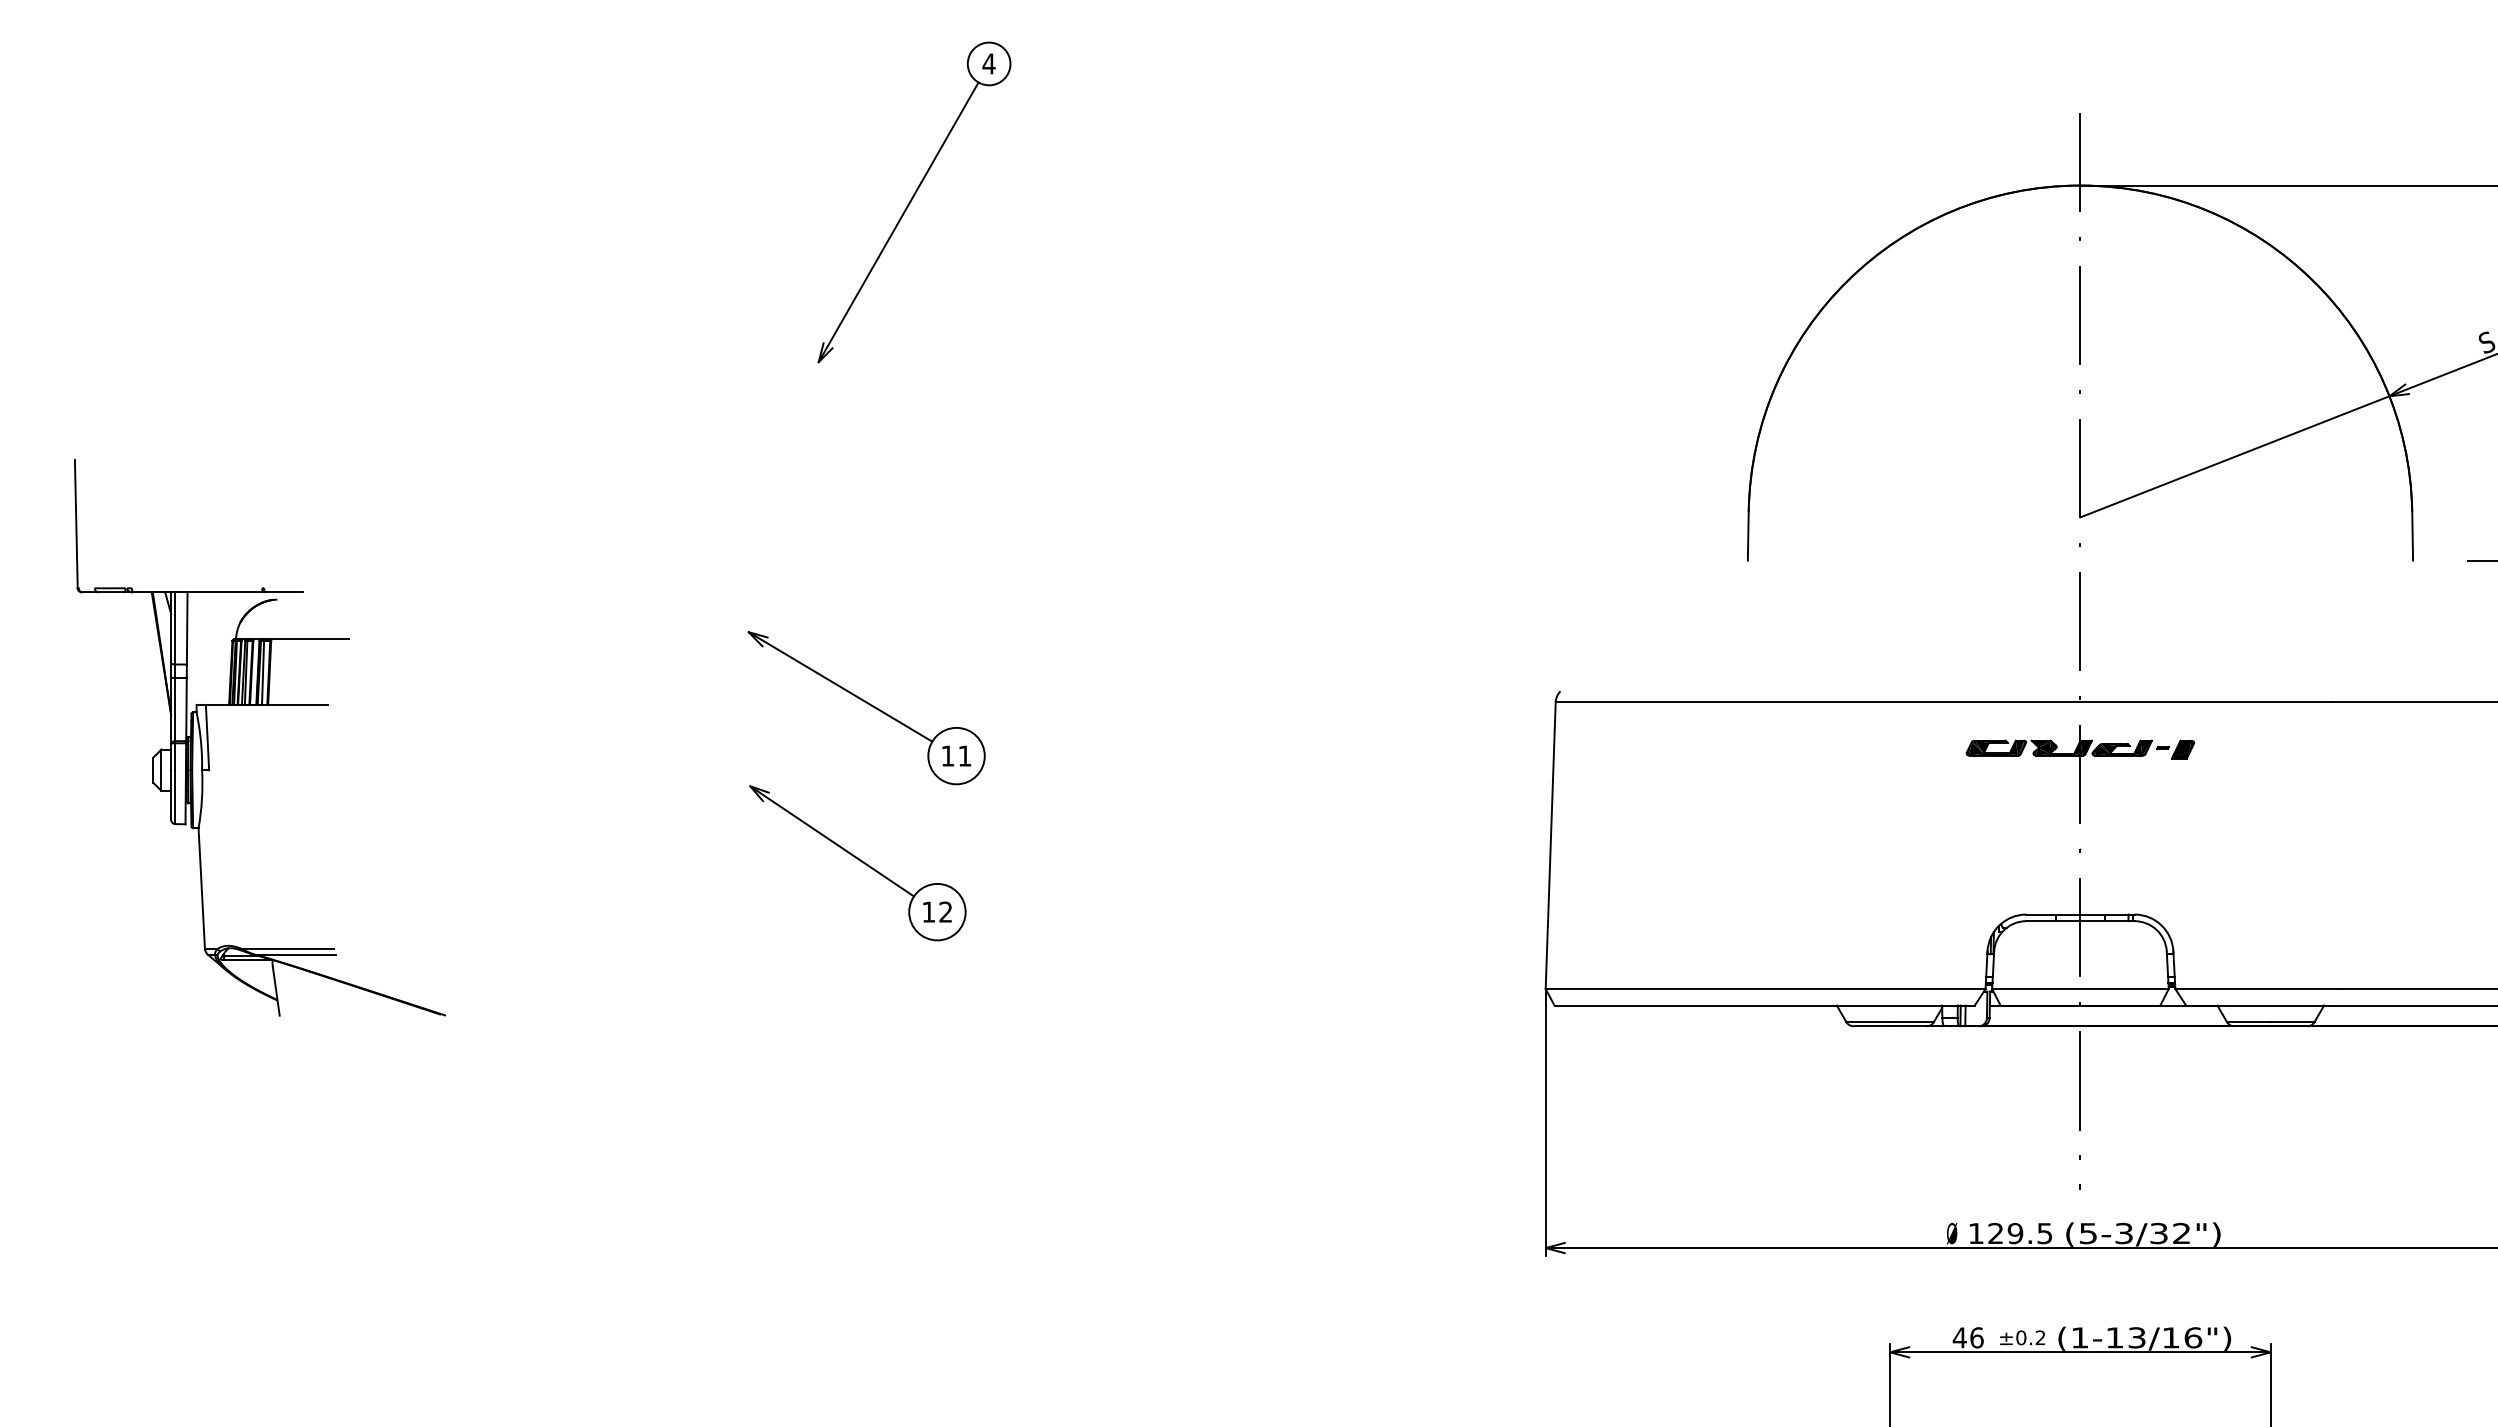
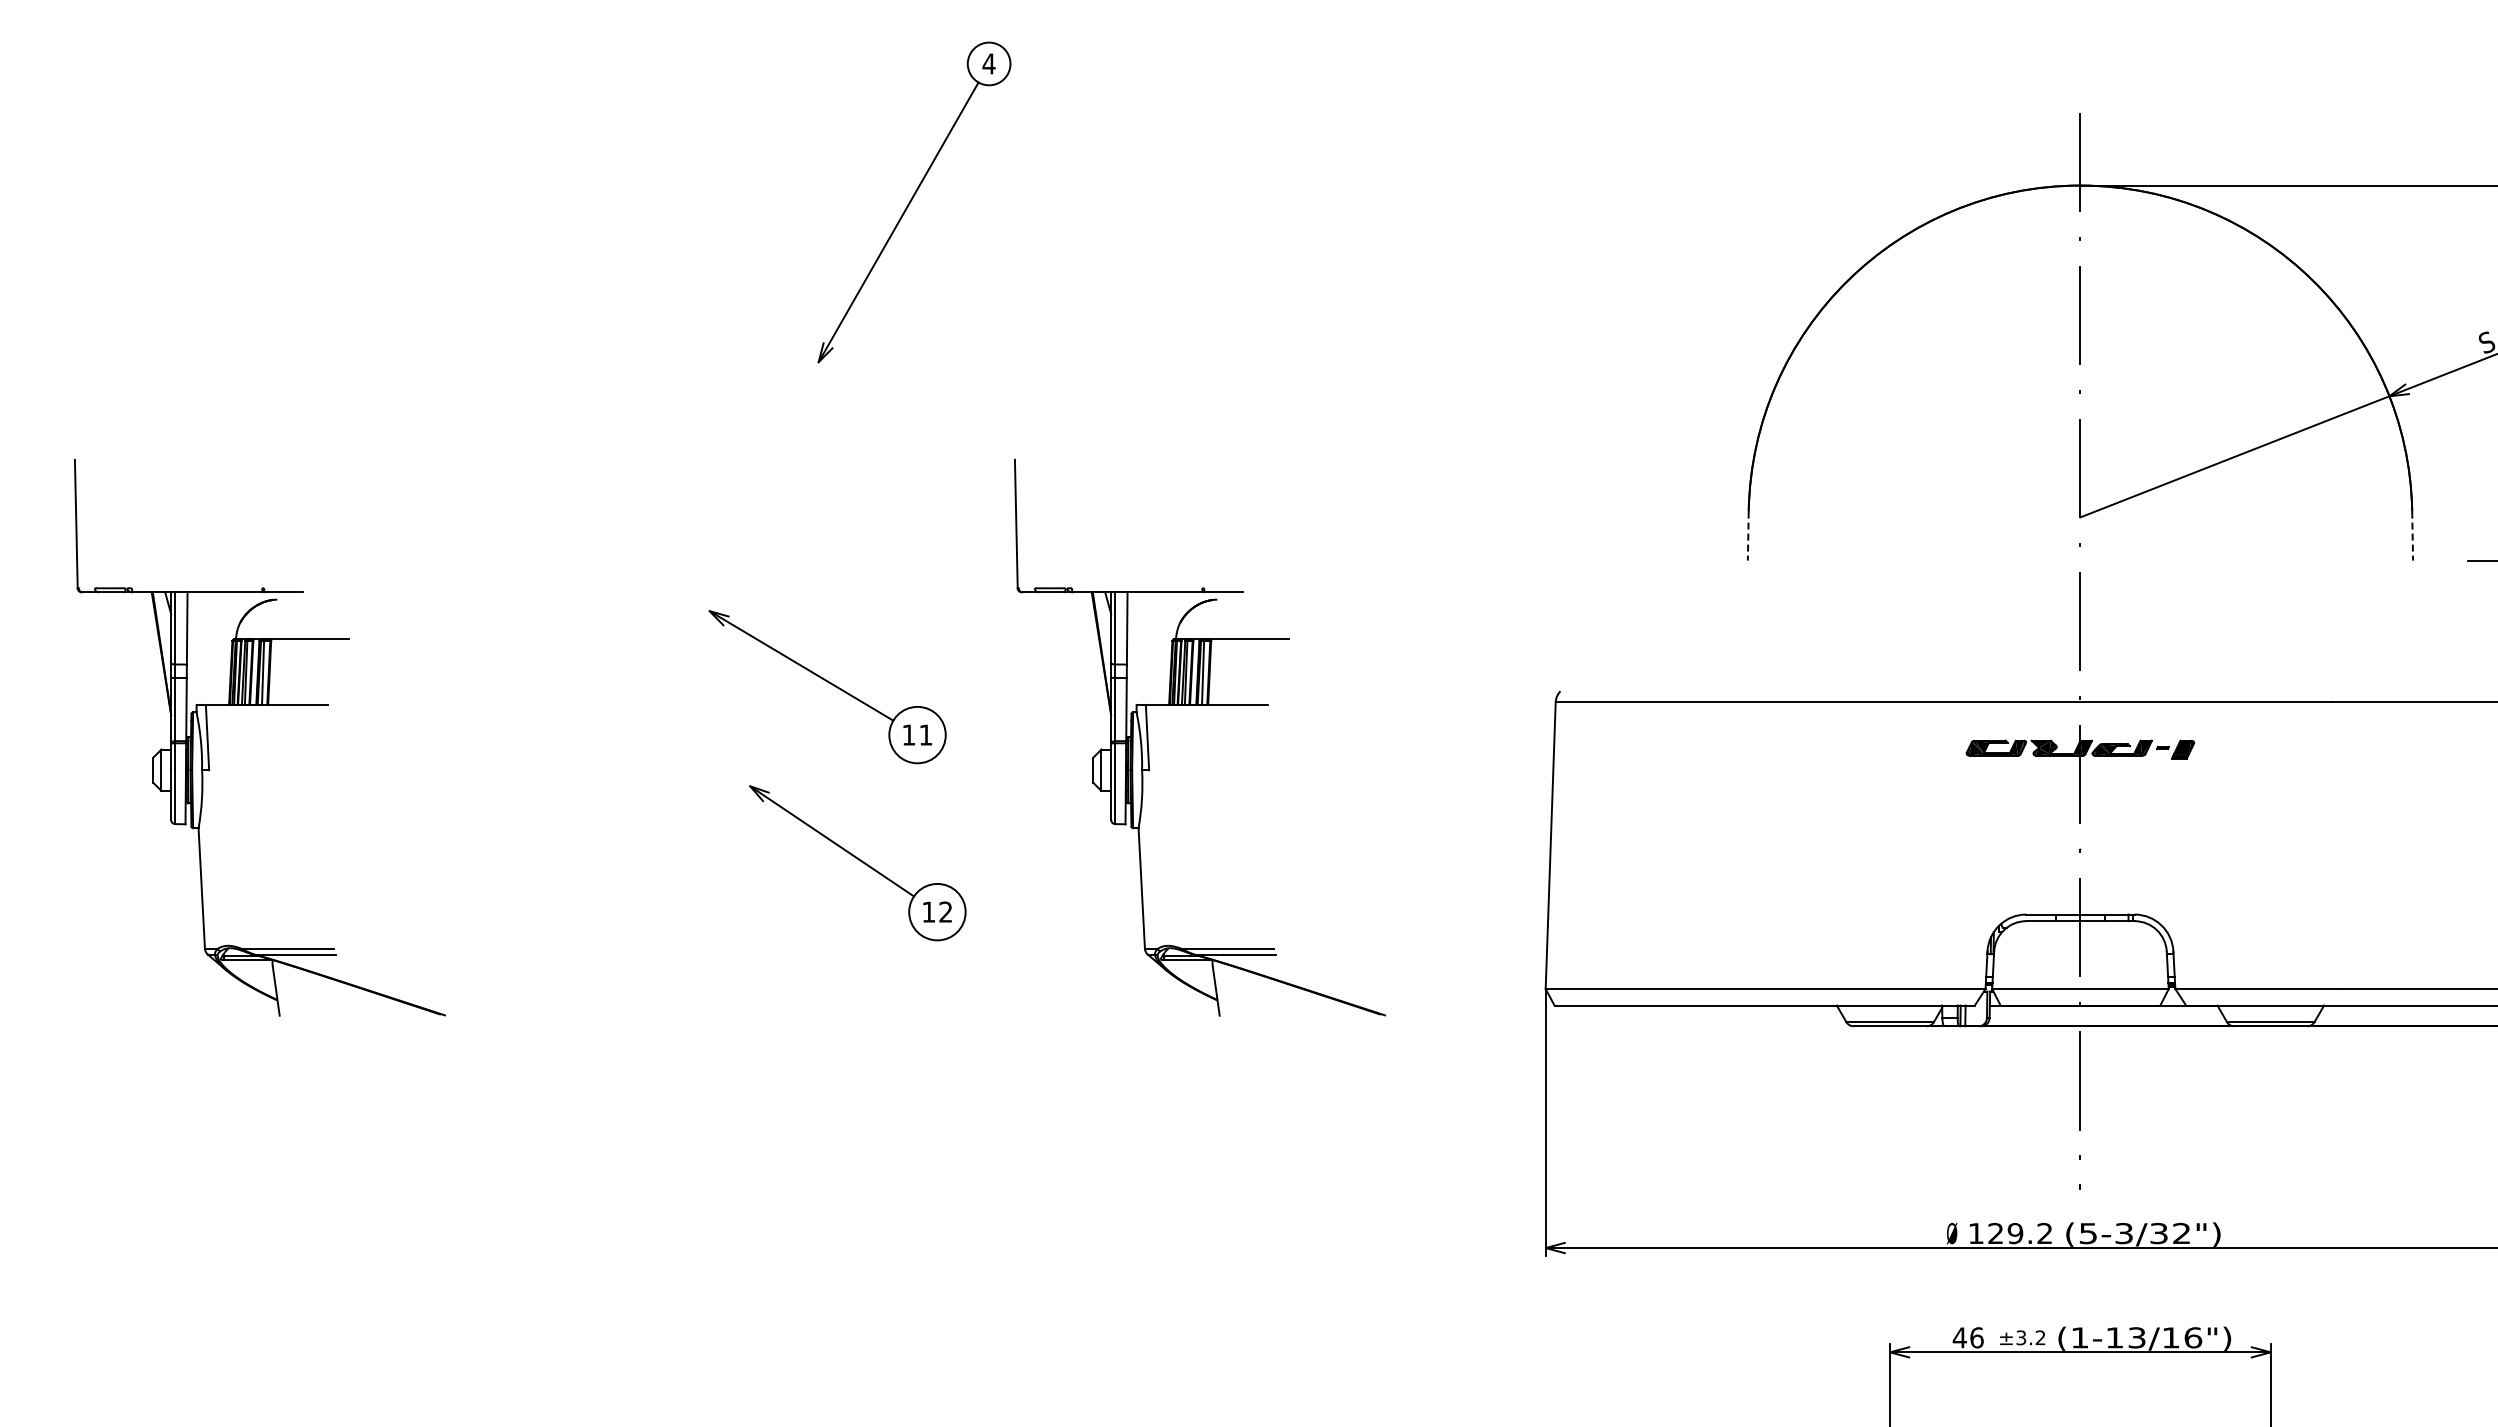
line: solid -> dashed (1748, 536)
line: solid -> dashed (2412, 536)
part: none -> present (1199, 705)
part position: (866, 708) -> (827, 687) (827, 687)
text: 129.5 -> 129.2 (2044, 1233)
text: ±0.2 -> ±3.2 (2021, 1337)
